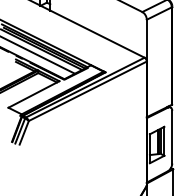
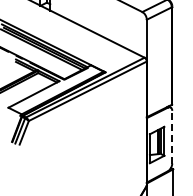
line: present -> none (38, 55)
line: solid -> dashed (172, 136)
